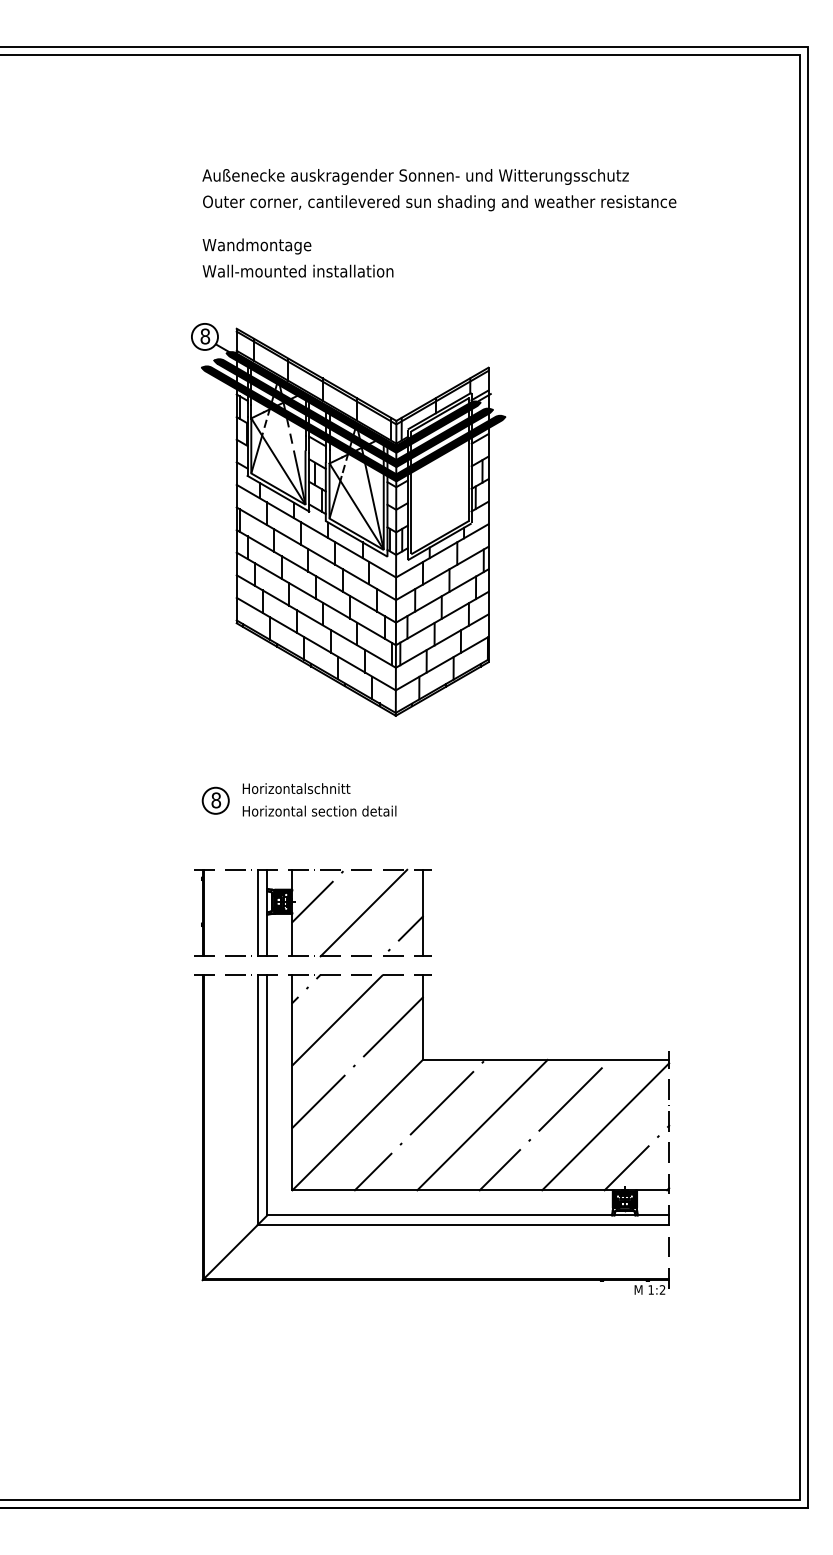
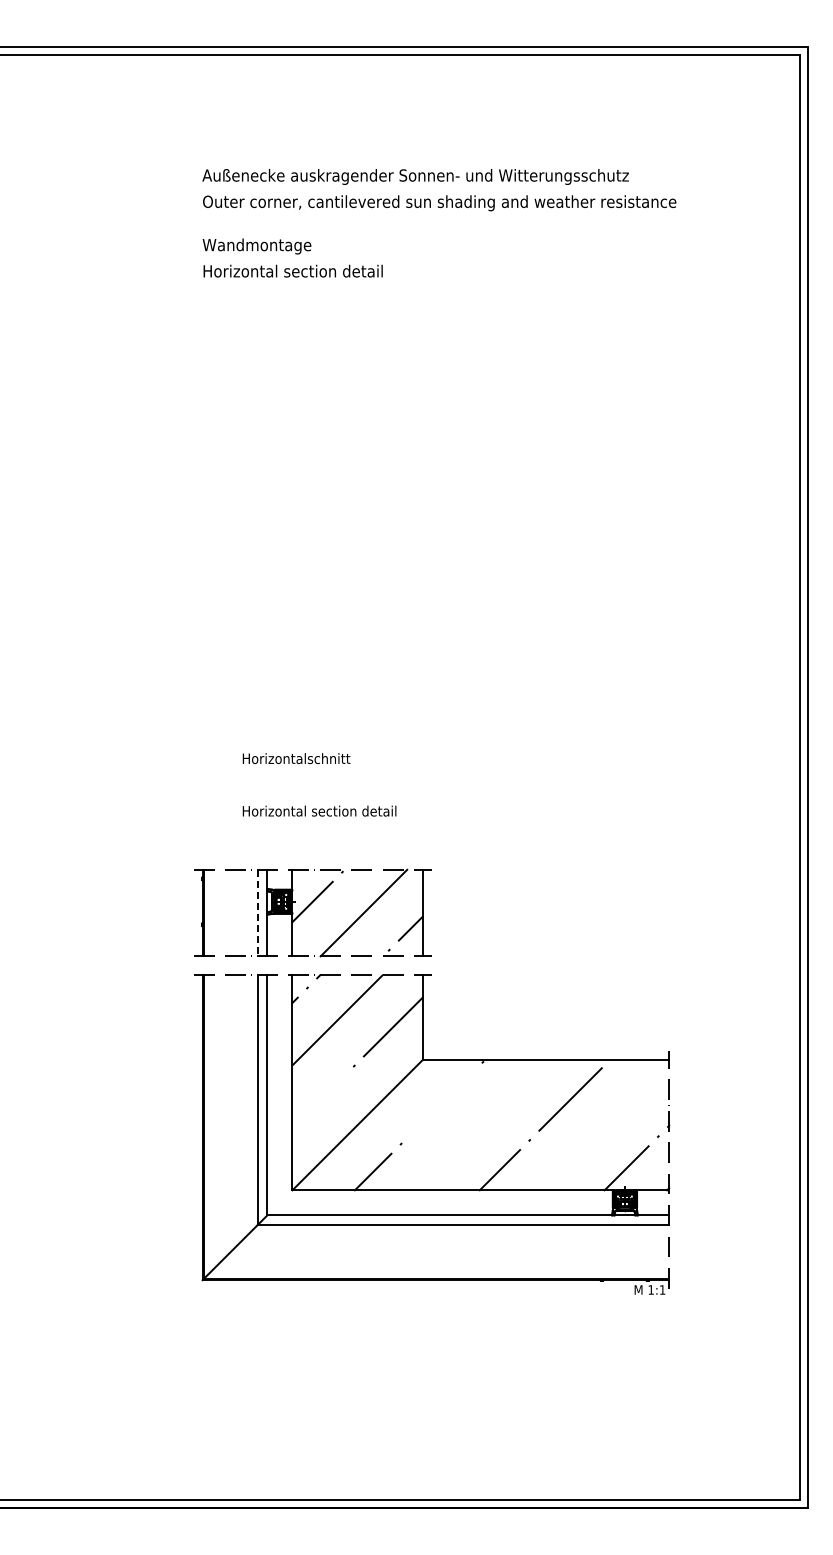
text: Wall-mounted installation -> Horizontal section detail (297, 270)
part: present -> none (348, 519)
text position: (296, 788) -> (296, 758) (296, 758)
part: present -> none (215, 800)
line: solid -> dashed (257, 913)
line: present -> none (318, 1101)
line: present -> none (441, 1102)
line: present -> none (482, 1124)
line: present -> none (605, 1126)
text: 1:2 -> 1:1 (662, 1289)
